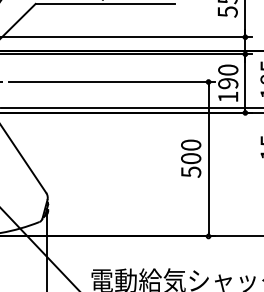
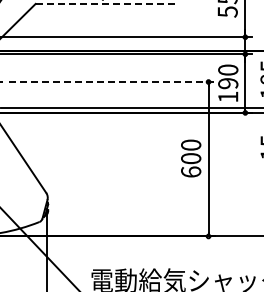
line: solid -> dashed (105, 3)
line: solid -> dashed (111, 82)
text: 500 -> 600 (191, 171)
